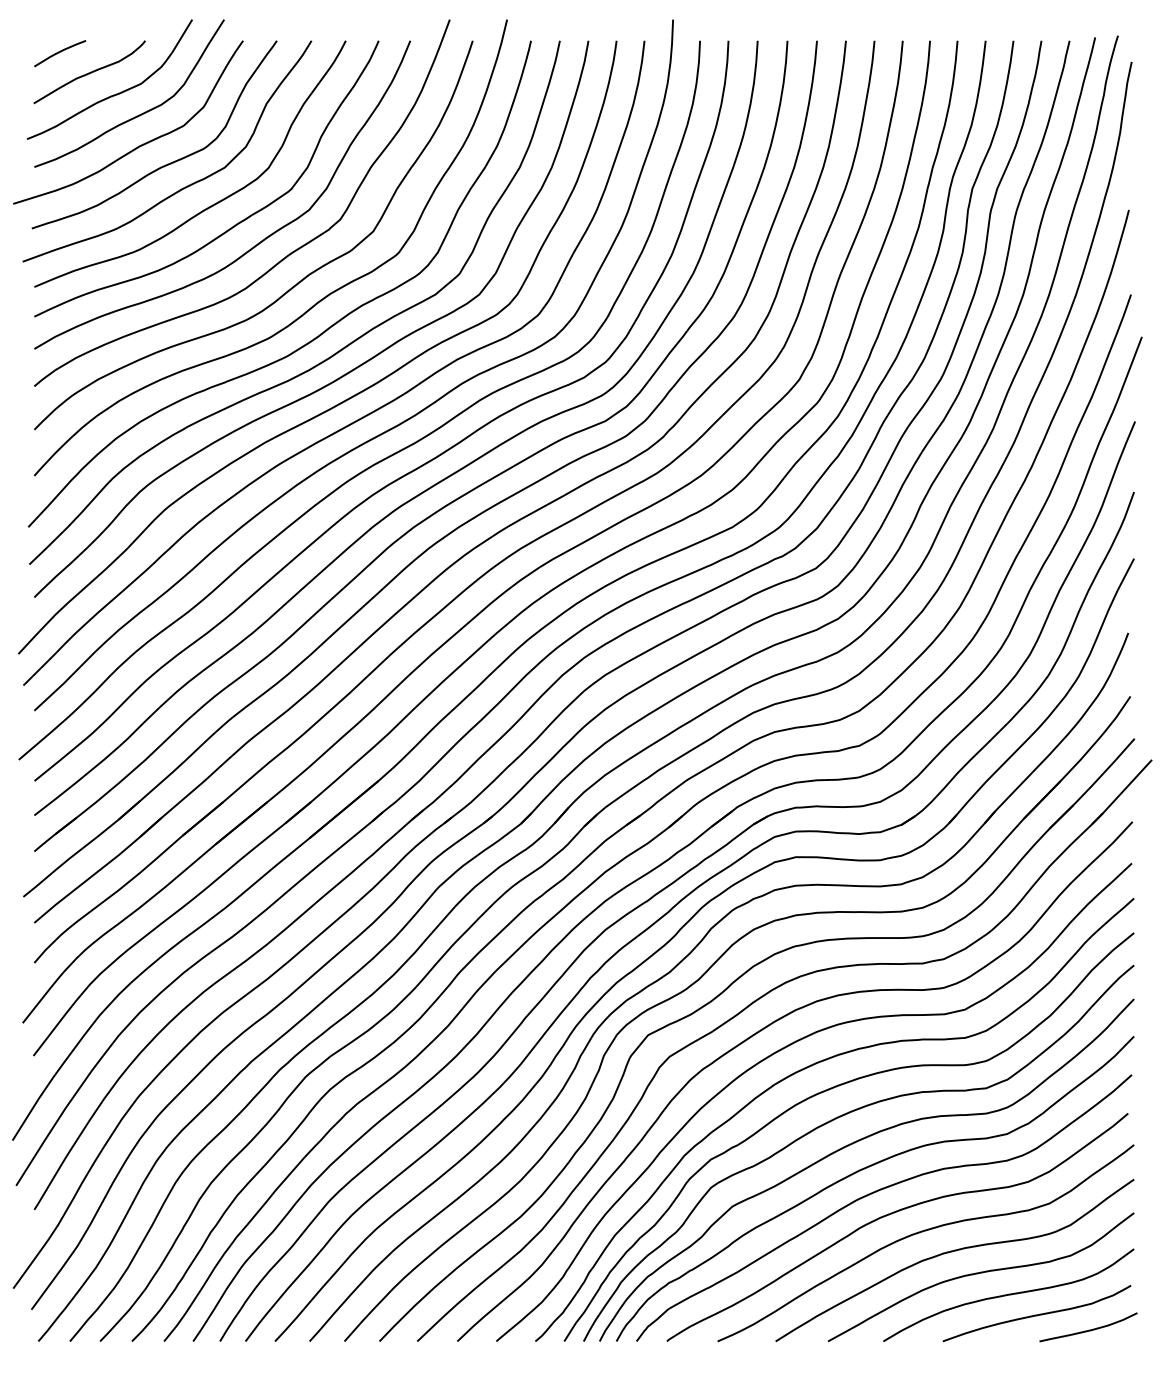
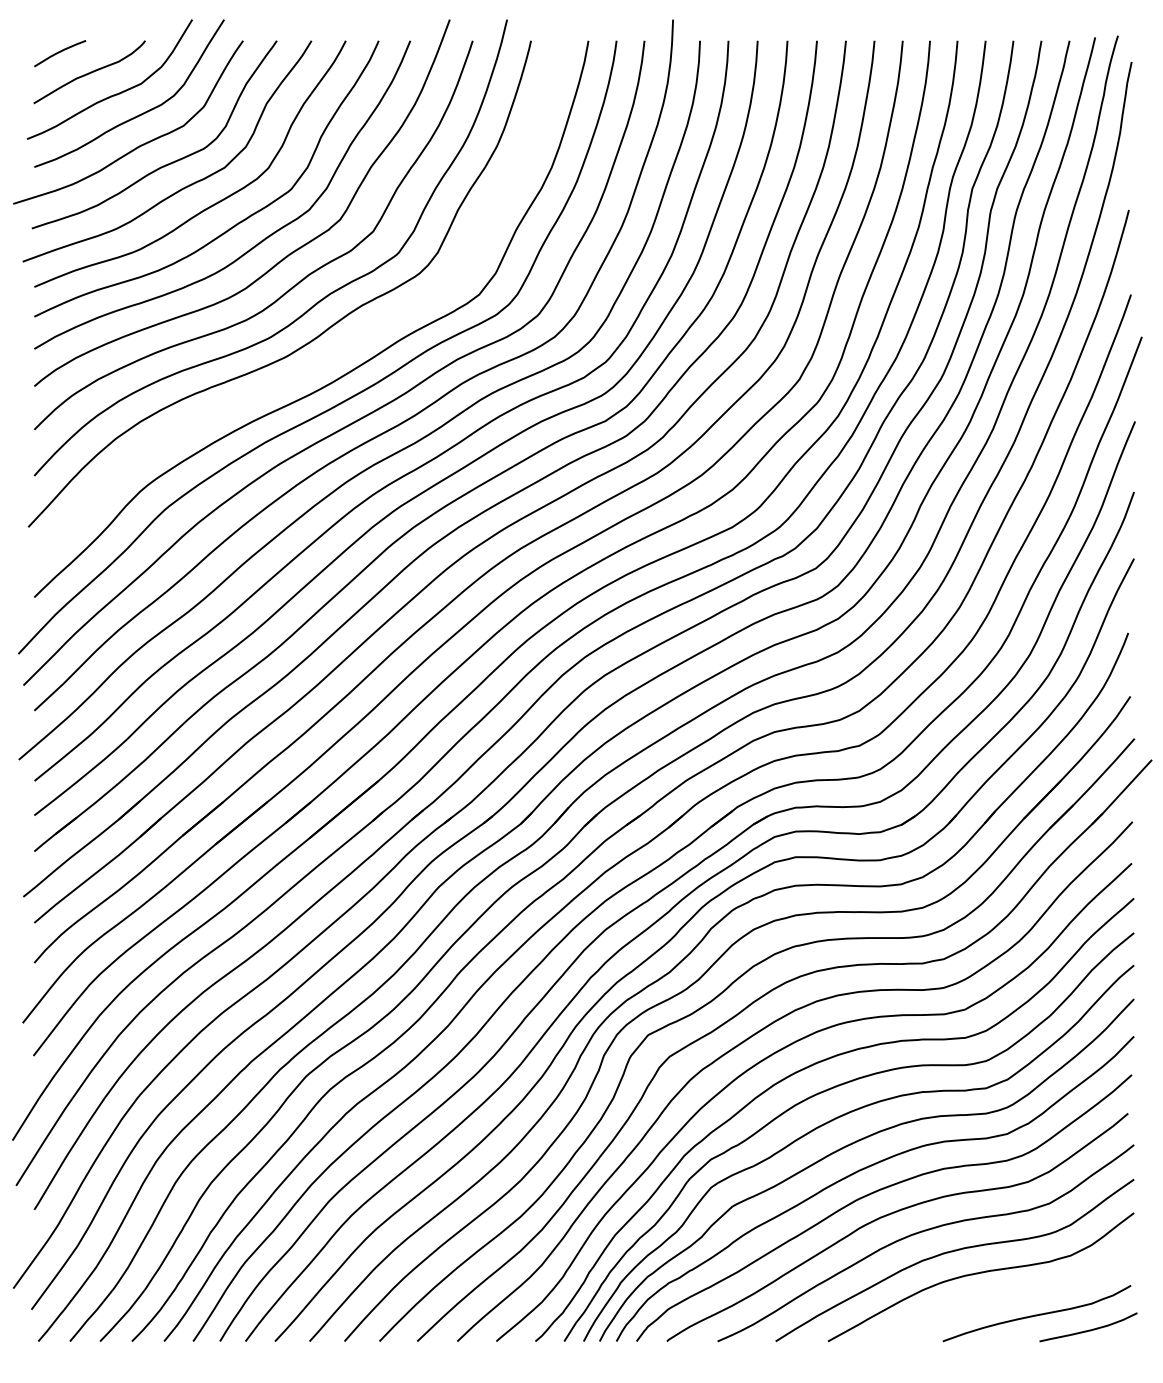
curve: present -> none (332, 354)
curve: present -> none (1008, 1294)
